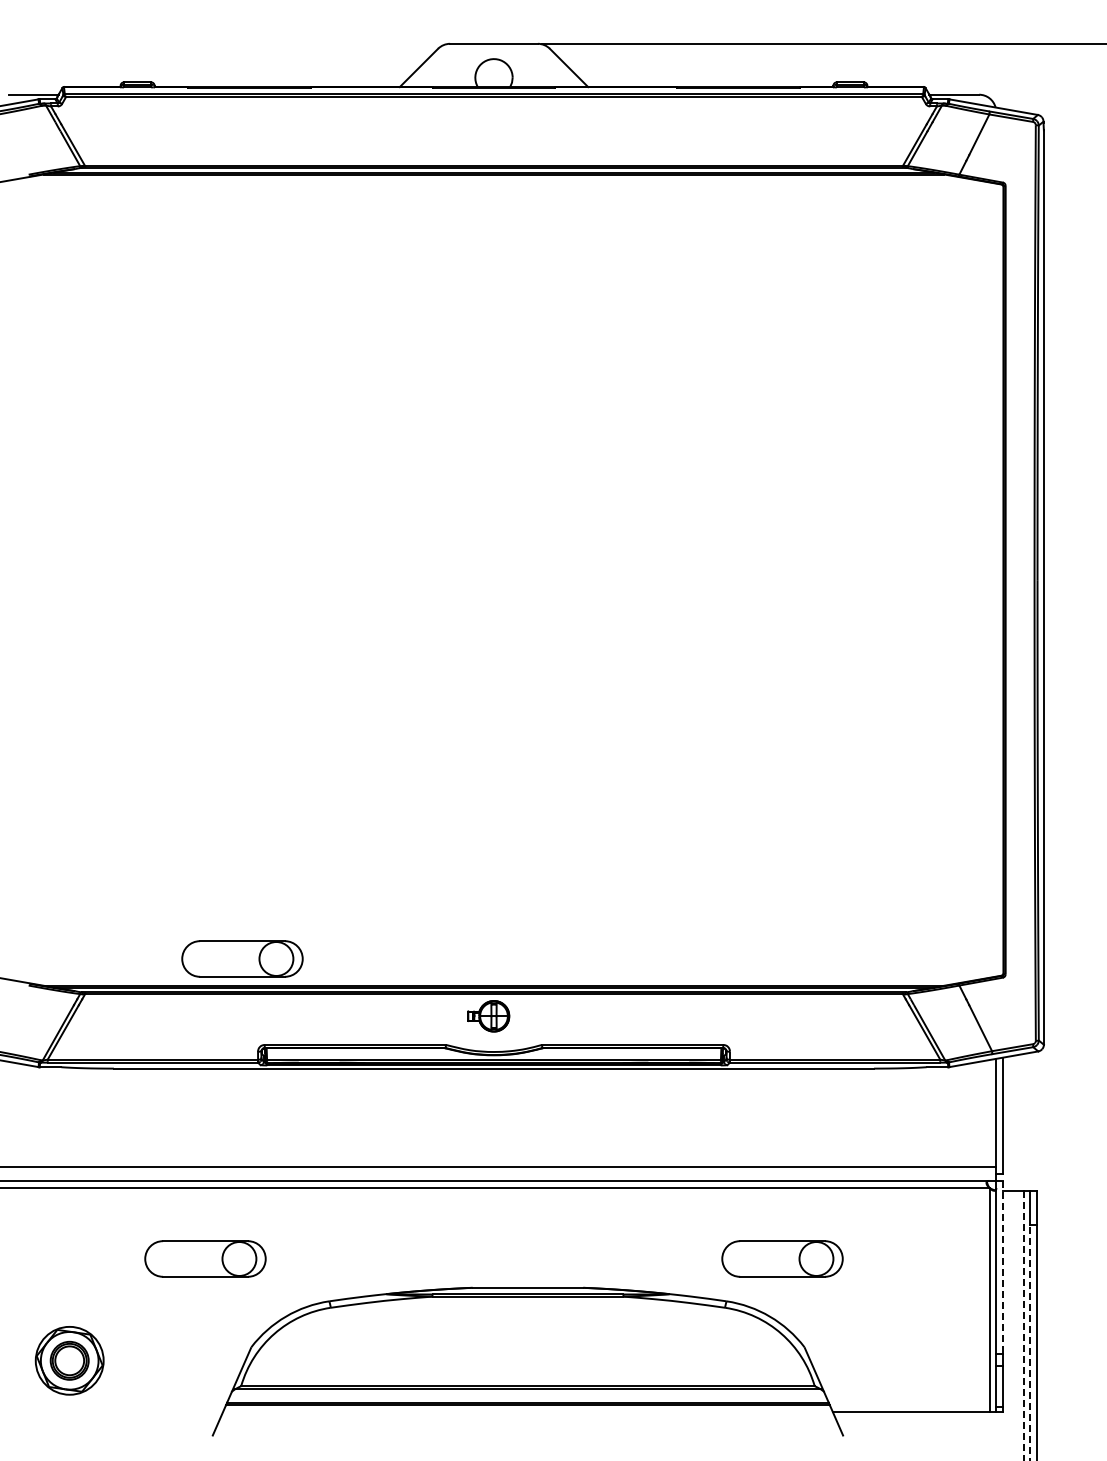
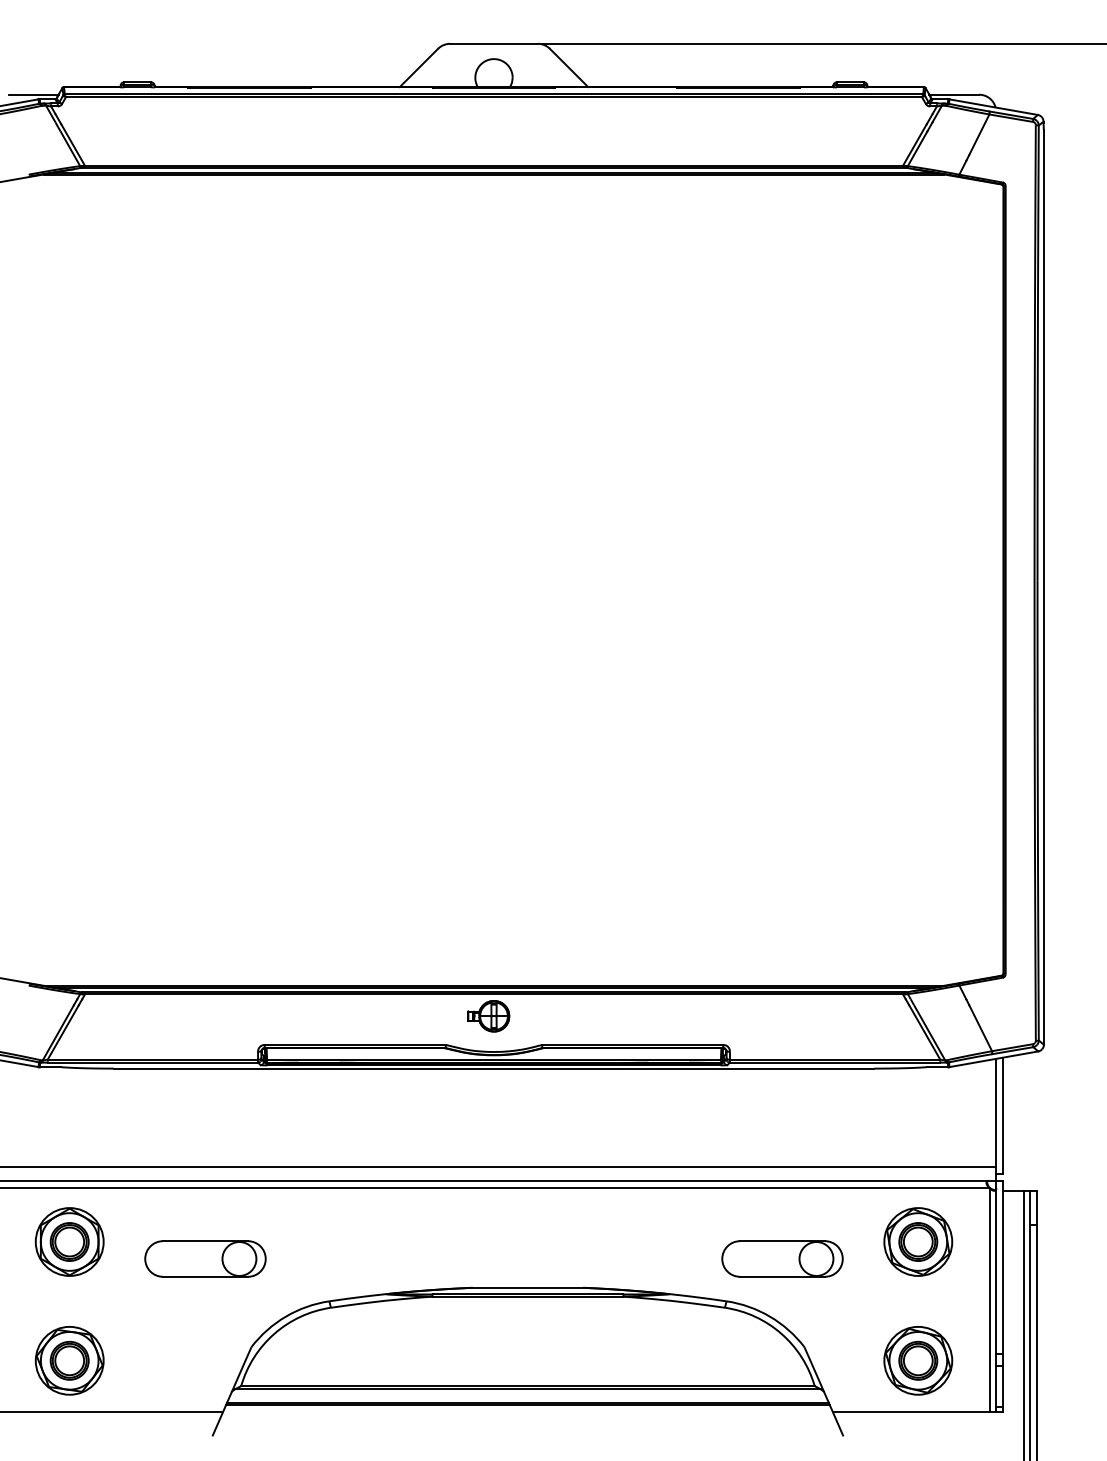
part: present -> none (242, 958)
part: none -> present (69, 1241)
part: none -> present (918, 1241)
line: dashed -> solid (1003, 1267)
line: dashed -> solid (1023, 1326)
line: dashed -> solid (1030, 1343)
part: none -> present (918, 1360)
line: none -> present (112, 1411)
